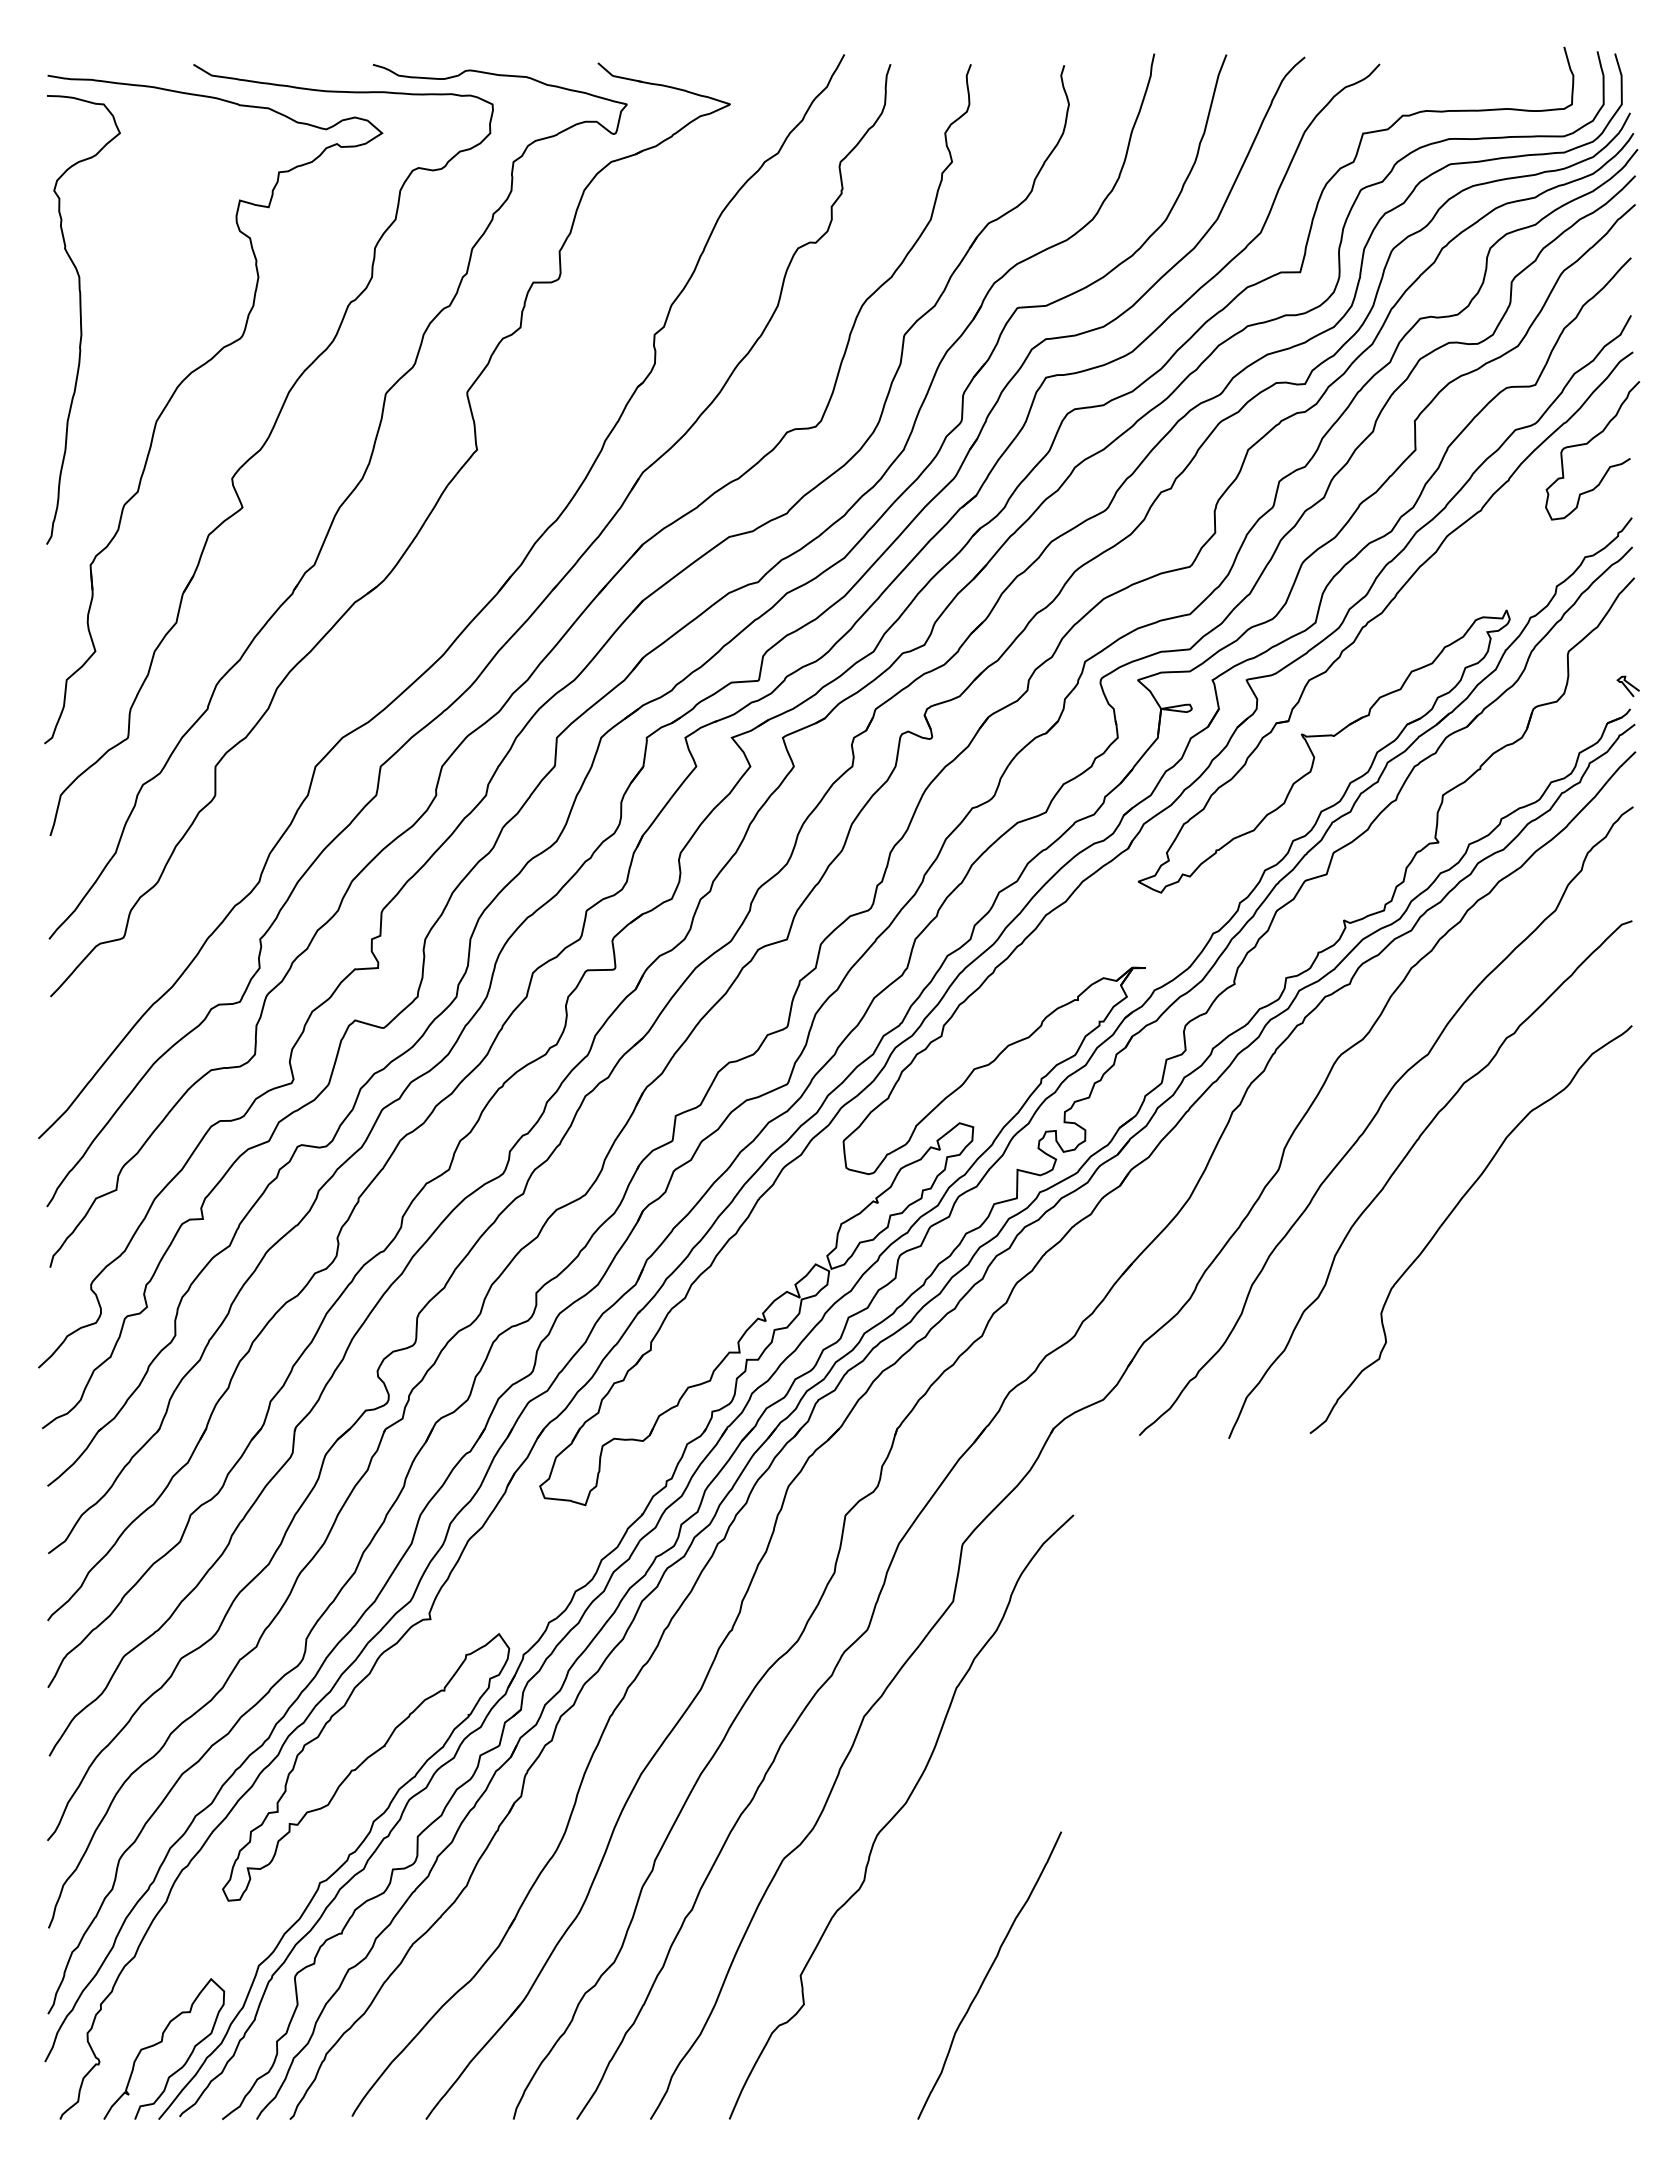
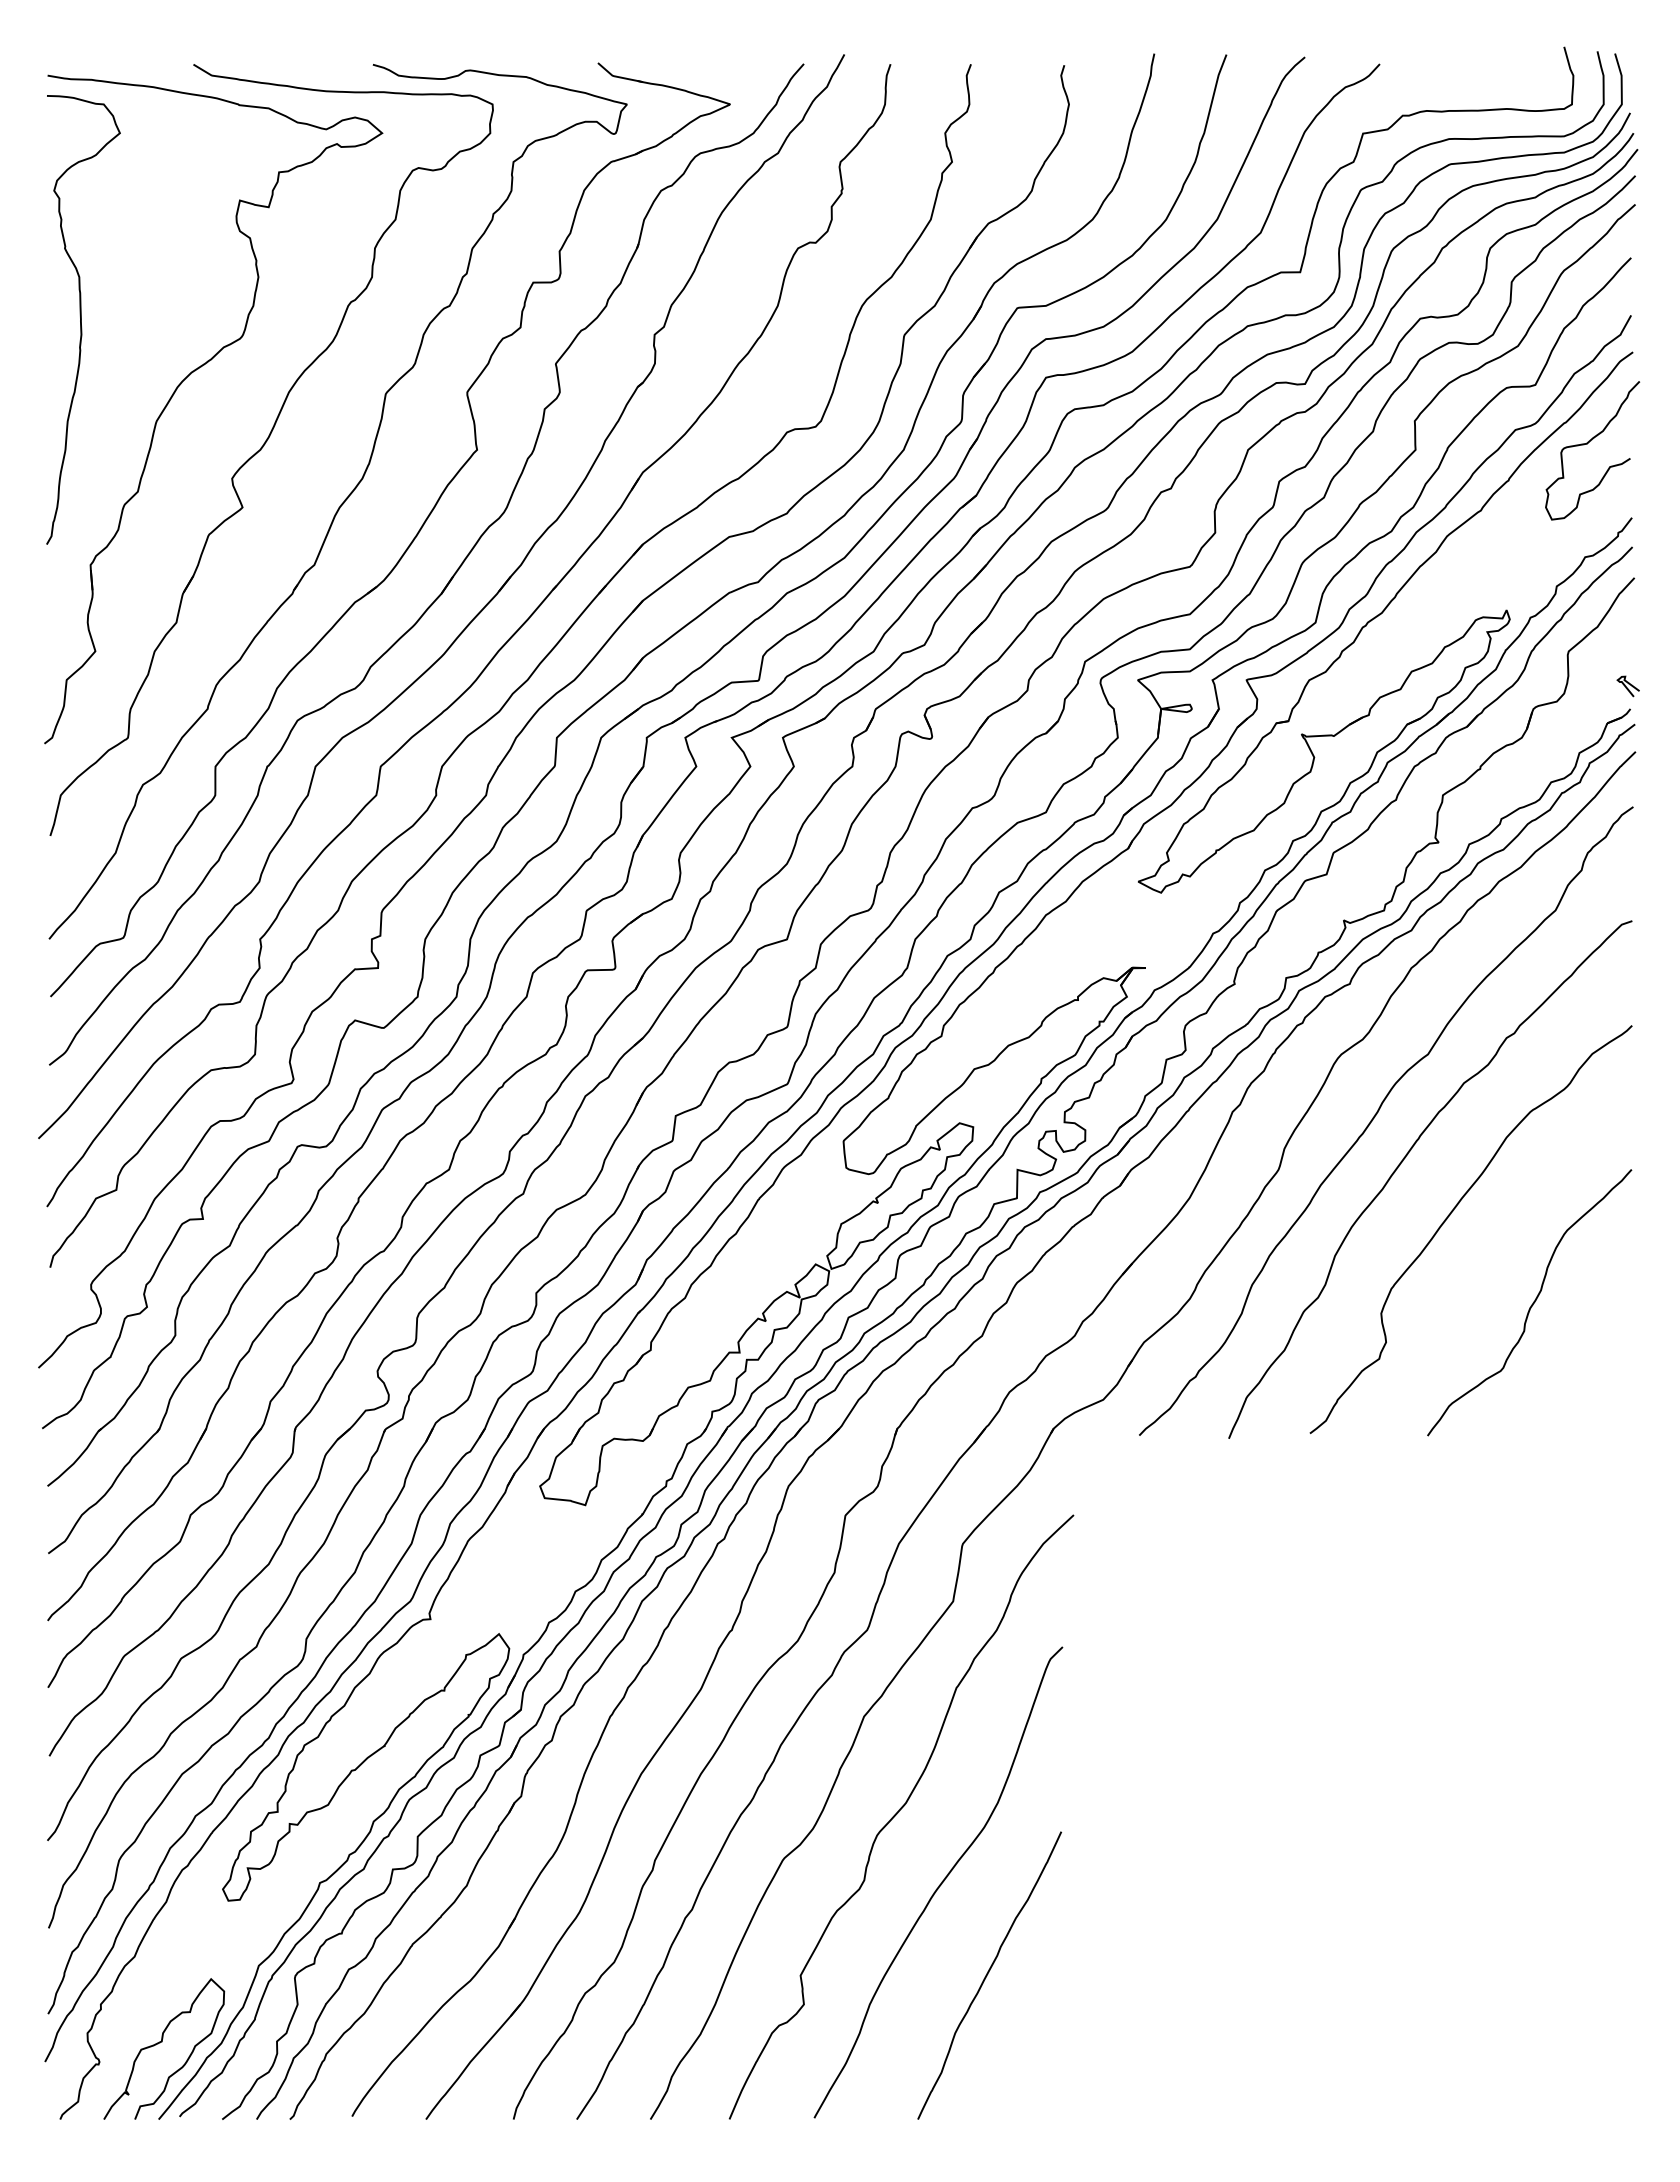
part: none -> present (449, 579)
curve: none -> present (1531, 1304)
curve: none -> present (940, 1883)
